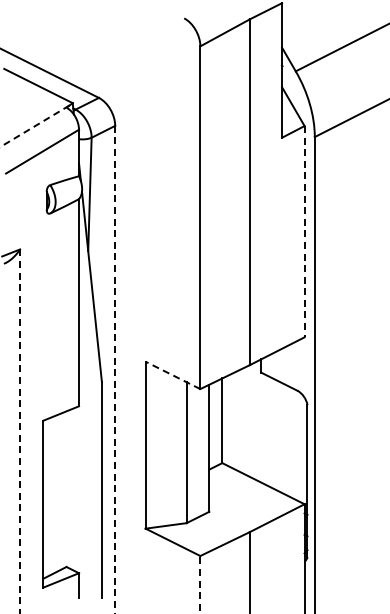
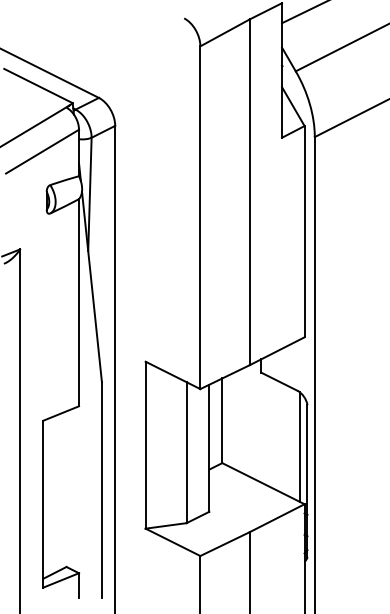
line: none -> present (303, 12)
line: dashed -> solid (34, 126)
line: dashed -> solid (304, 231)
line: dashed -> solid (115, 369)
line: dashed -> solid (173, 375)
line: dashed -> solid (20, 431)
line: none -> present (299, 446)
line: dashed -> solid (200, 584)
